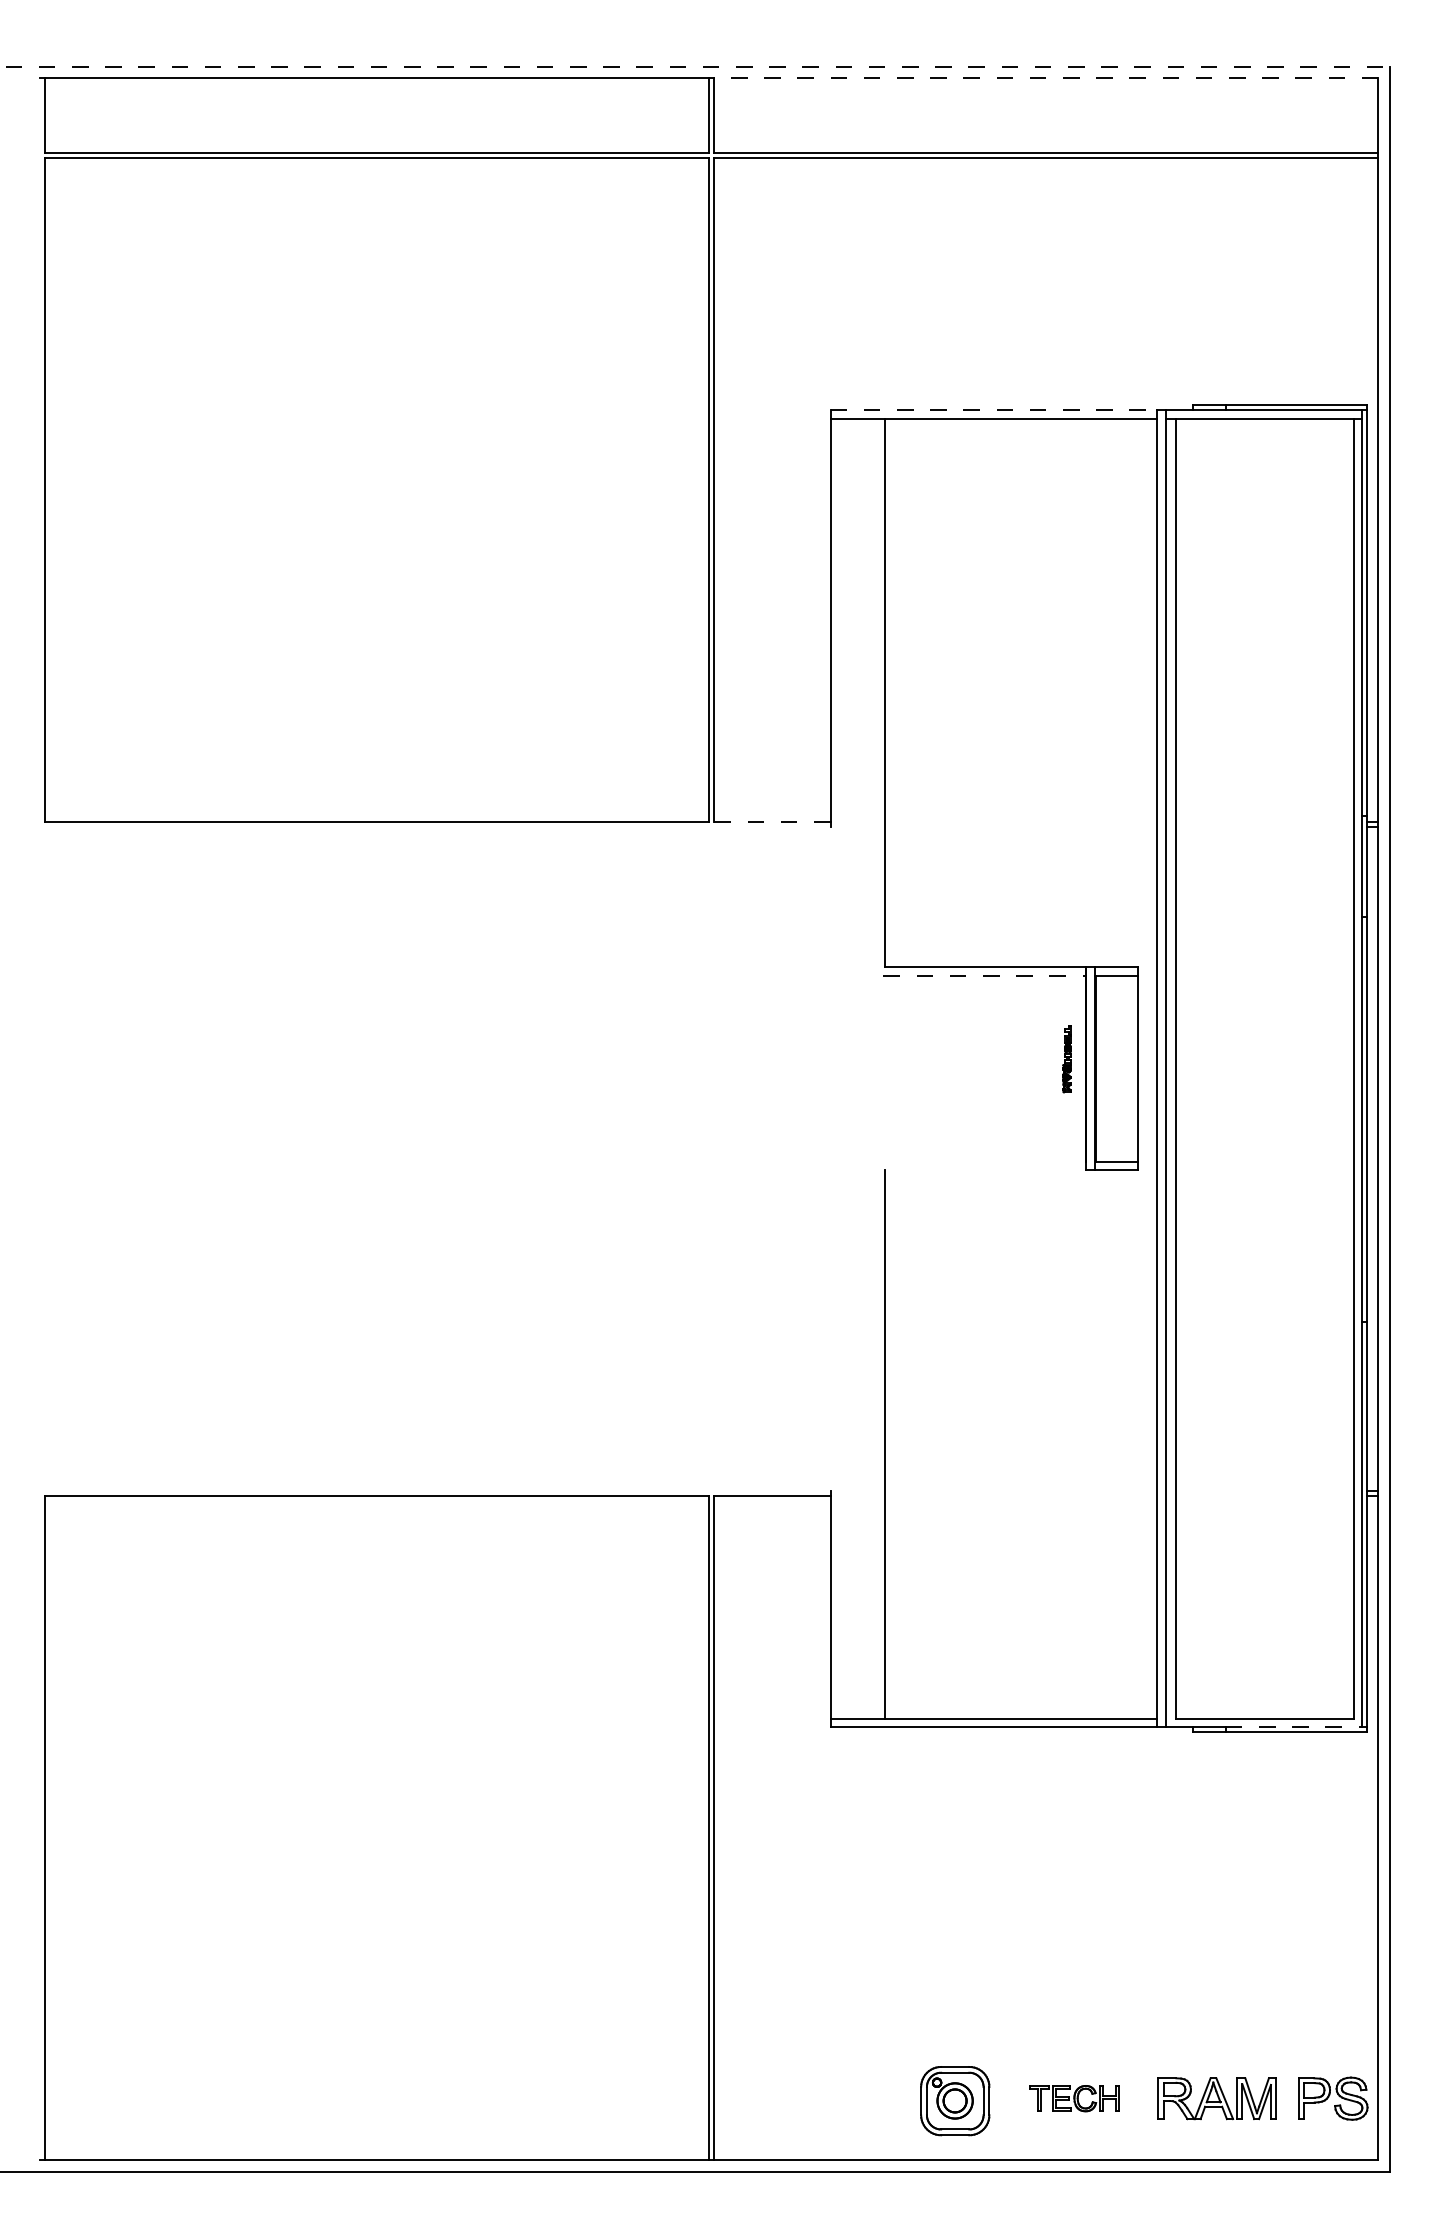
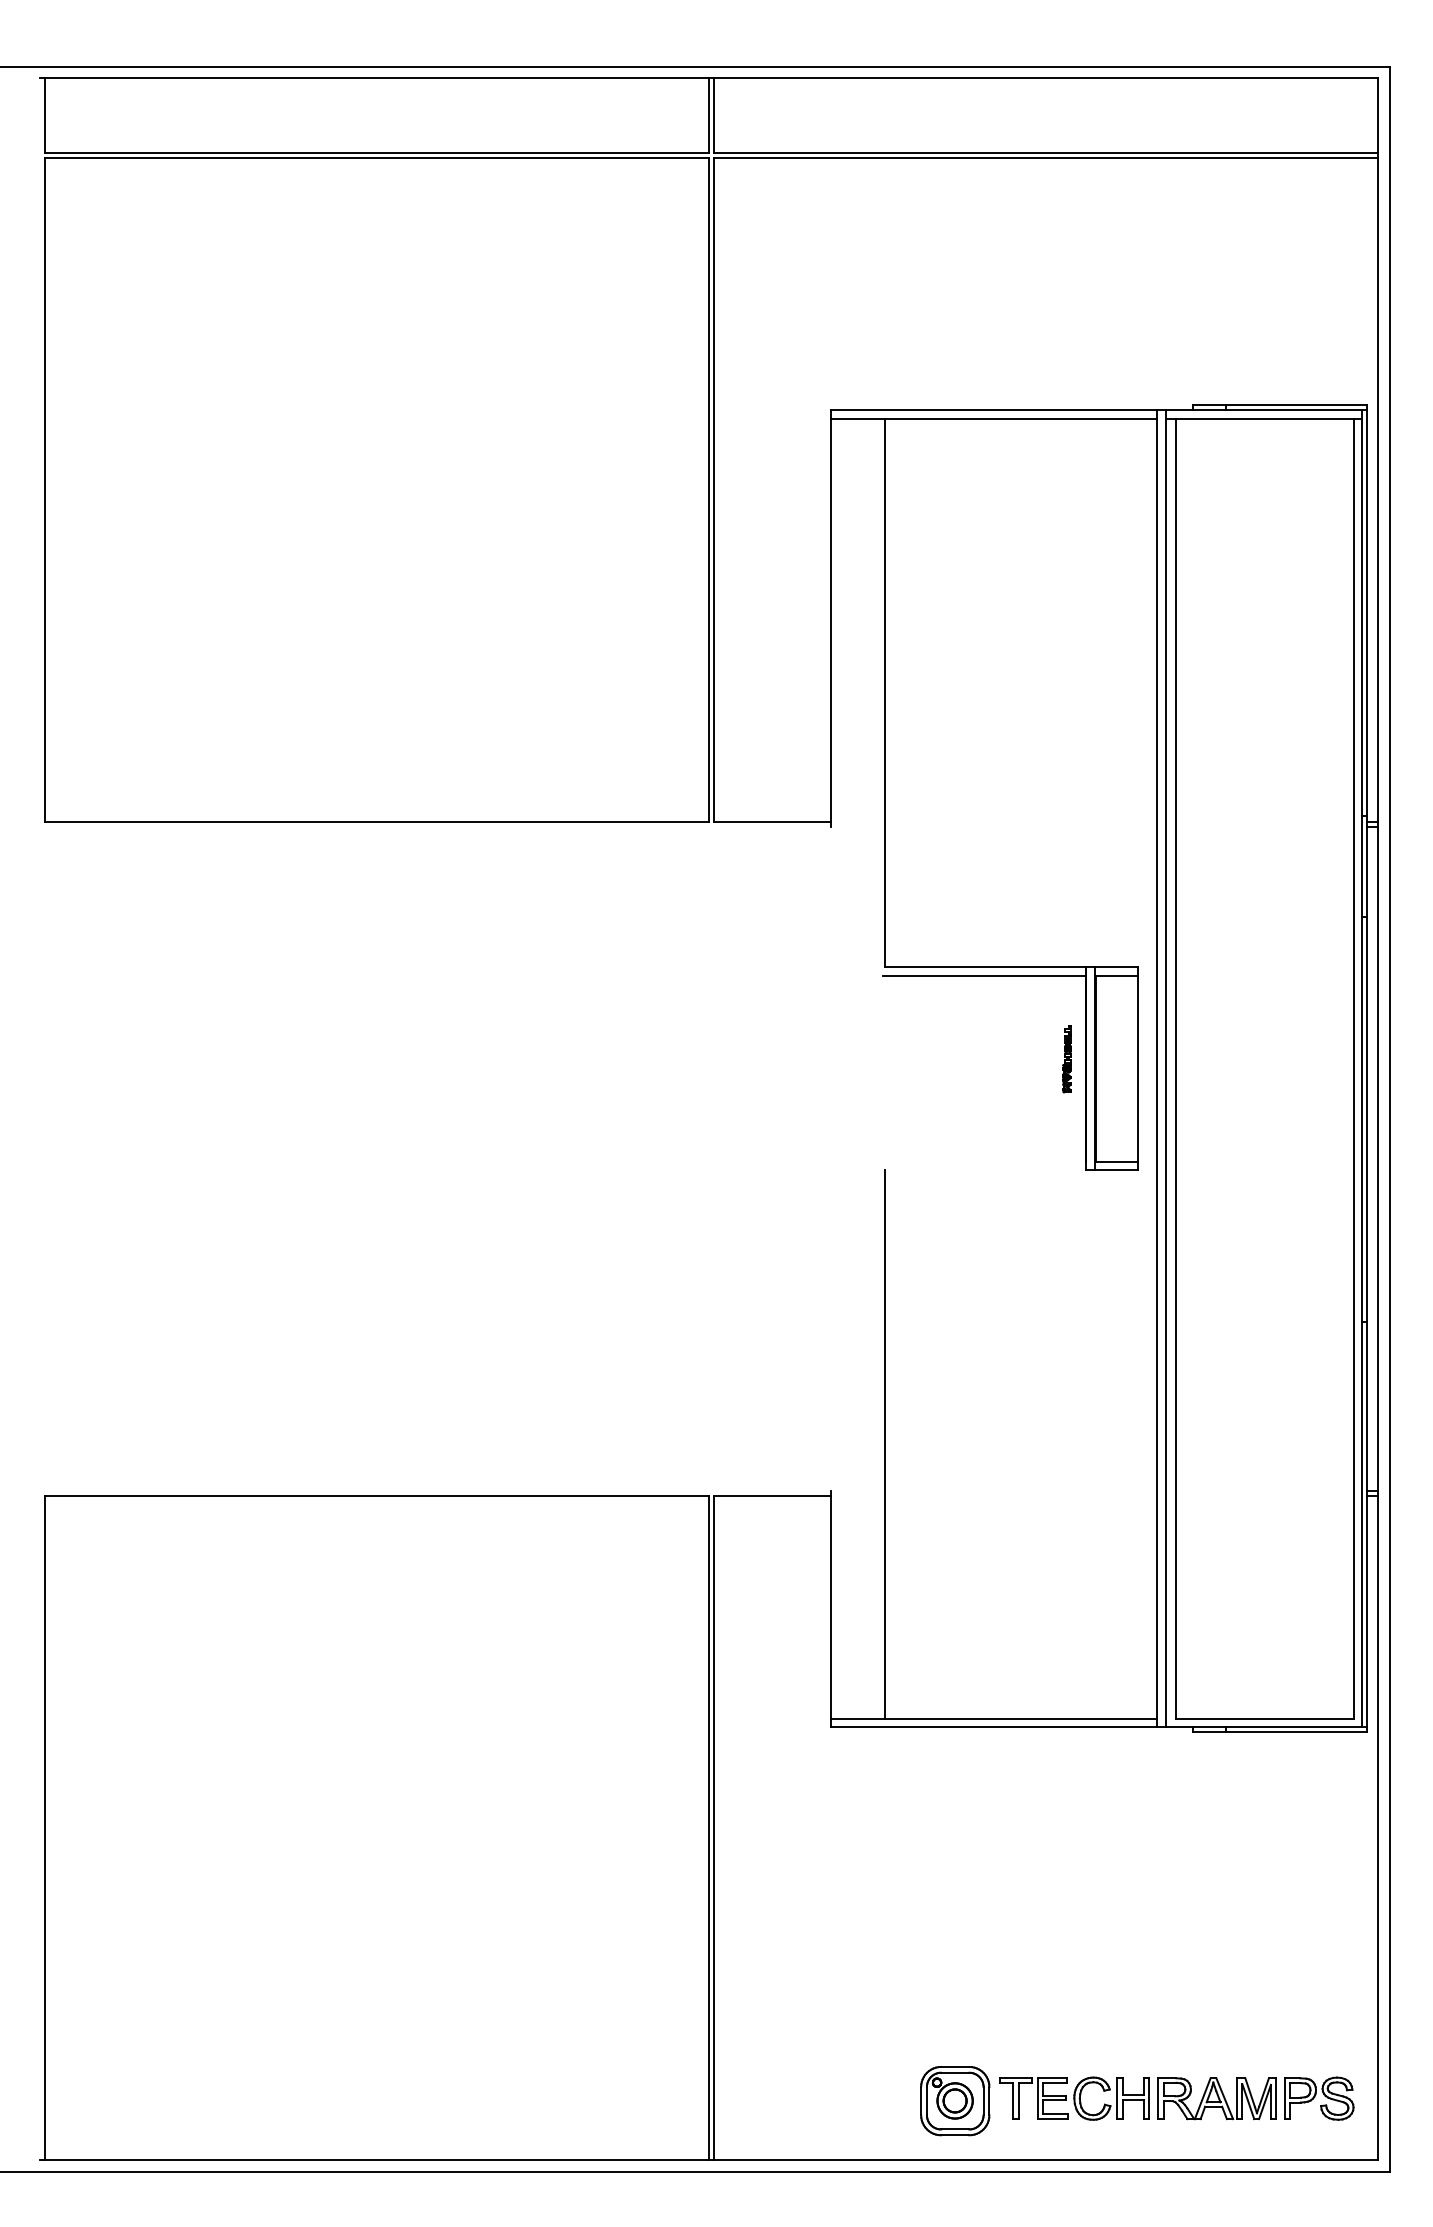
line: dashed -> solid (695, 66)
line: dashed -> solid (1045, 78)
line: dashed -> solid (994, 410)
line: dashed -> solid (773, 822)
line: dashed -> solid (985, 975)
line: dashed -> solid (1294, 1726)
part size: 91x28 px -> 151x45 px (1074, 2098)
part position: (1333, 2098) -> (1319, 2098) (1319, 2098)
